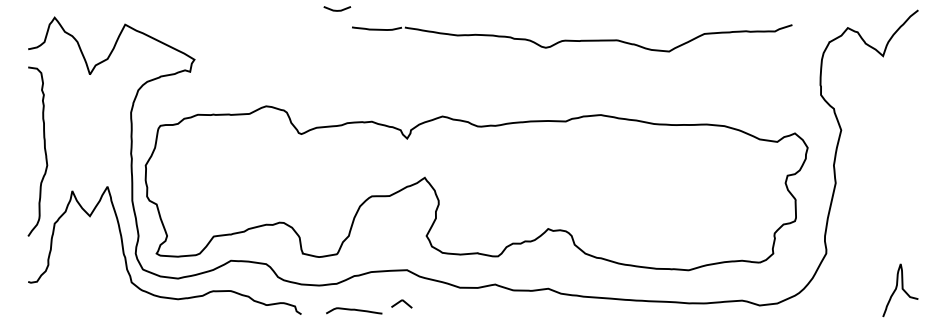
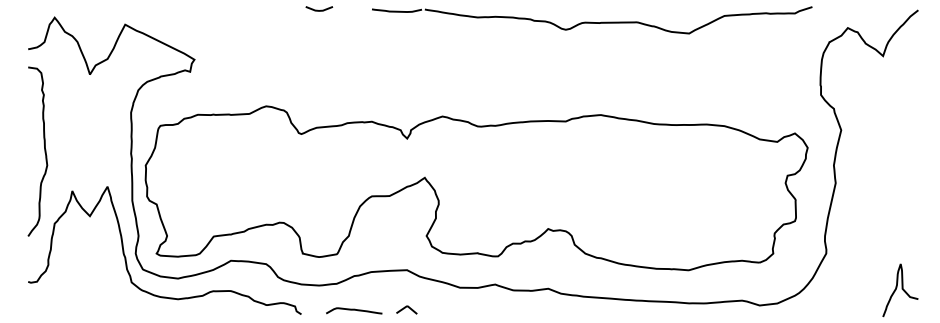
line position: (338, 9) -> (320, 9) (320, 9)
part position: (572, 38) -> (592, 20) (592, 20)
curve position: (400, 302) -> (405, 308) (405, 308)
